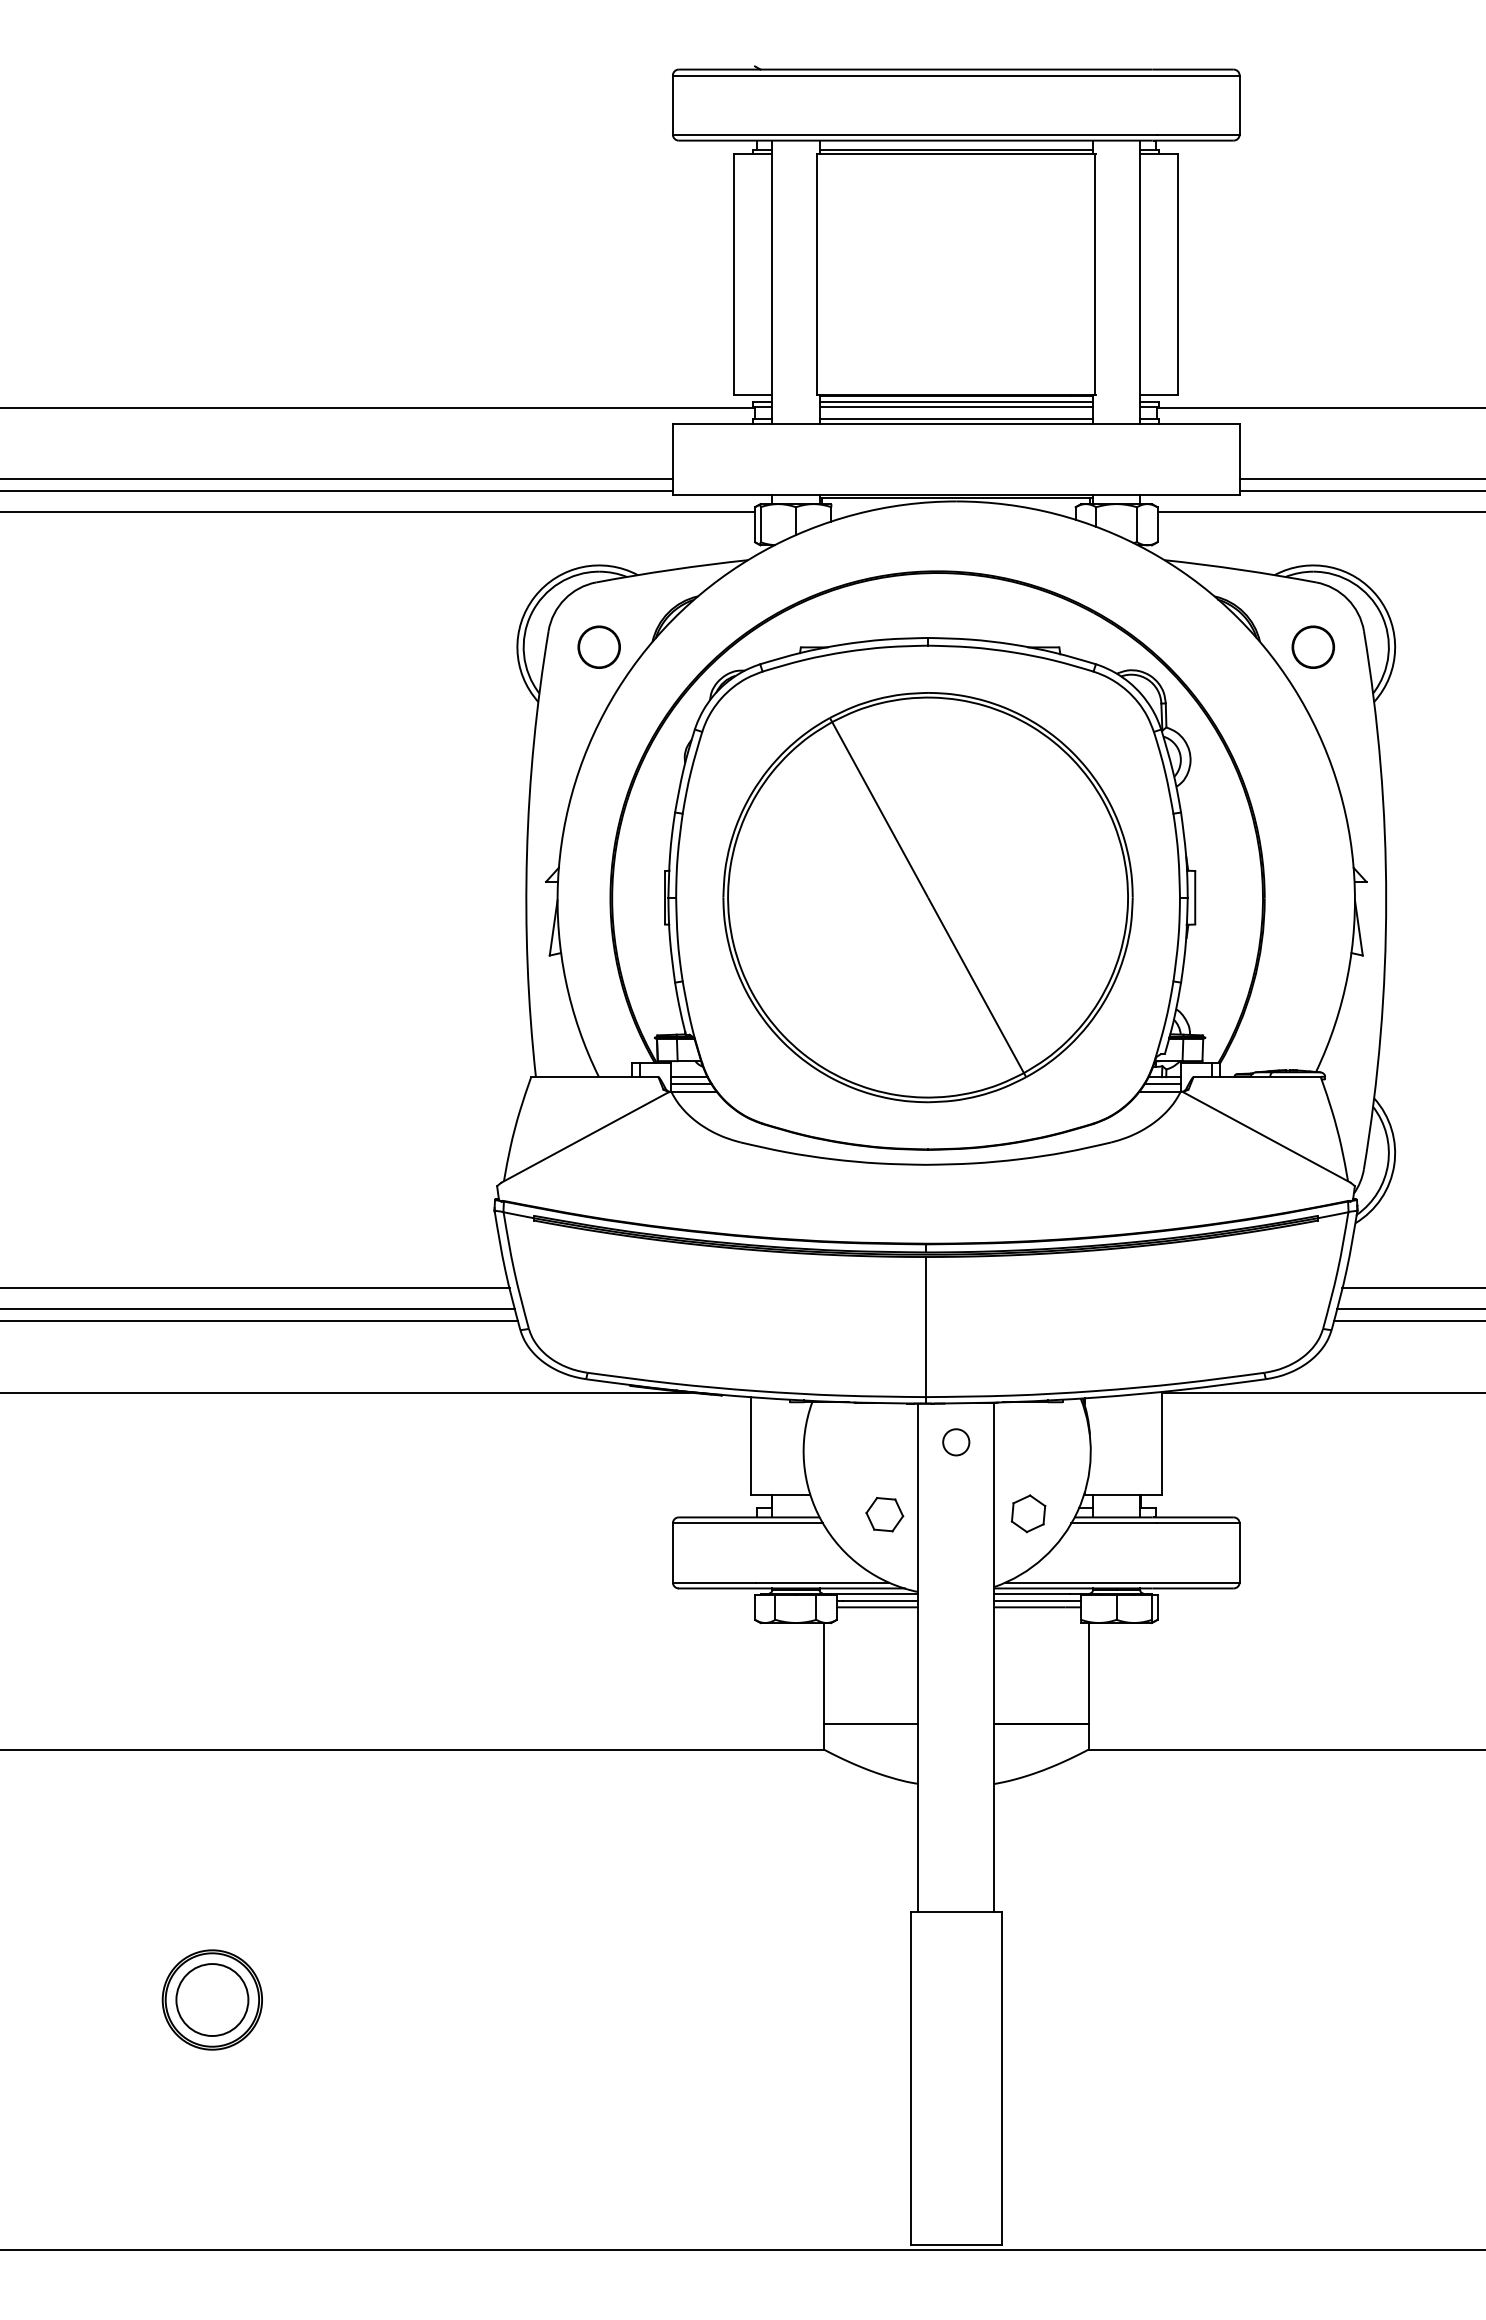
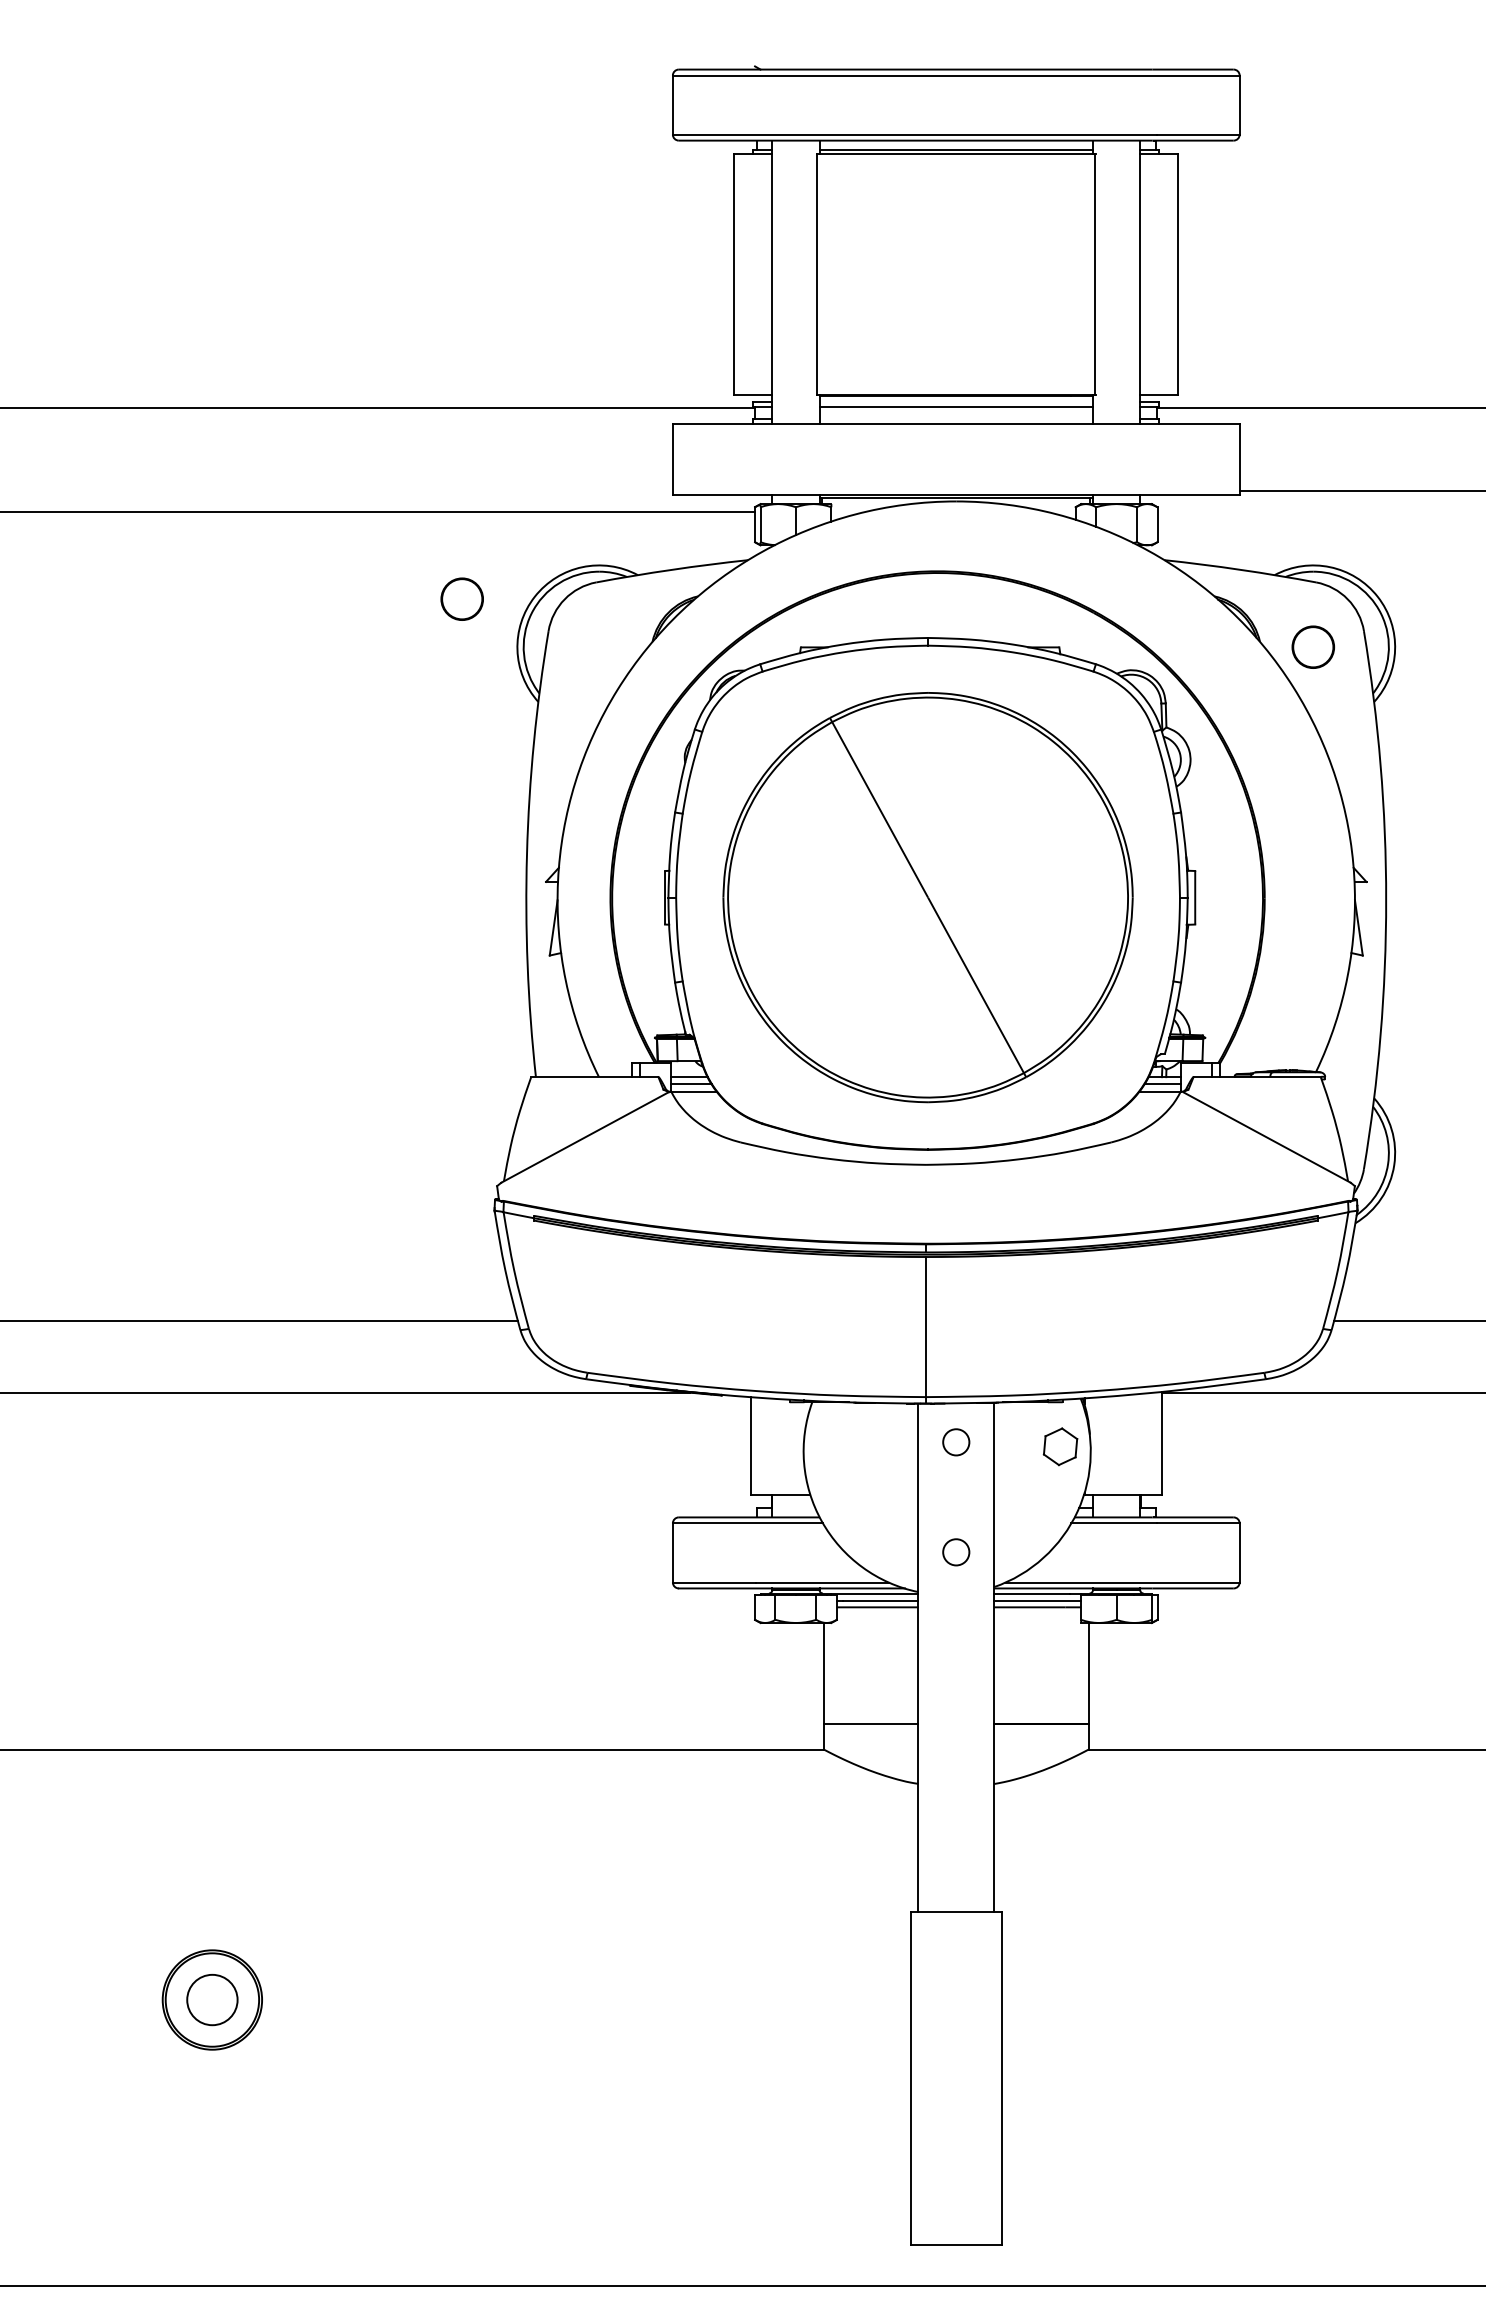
line: present -> none (955, 402)
line: present -> none (955, 419)
line: present -> none (337, 479)
line: present -> none (1360, 479)
line: present -> none (337, 491)
line: present -> none (1319, 512)
circle position: (598, 646) -> (461, 598) (461, 598)
line: present -> none (255, 1288)
line: present -> none (1412, 1288)
line: present -> none (258, 1309)
line: present -> none (1409, 1309)
part position: (1028, 1513) -> (1060, 1446) (1060, 1446)
part: present -> none (884, 1514)
circle: none -> present (956, 1552)
circle diameter: 72 px -> 50 px (212, 1999)
line position: (742, 2250) -> (742, 2286) (742, 2286)
